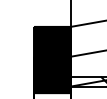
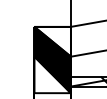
fill: present -> none (52, 41)
fill: present -> none (52, 74)
